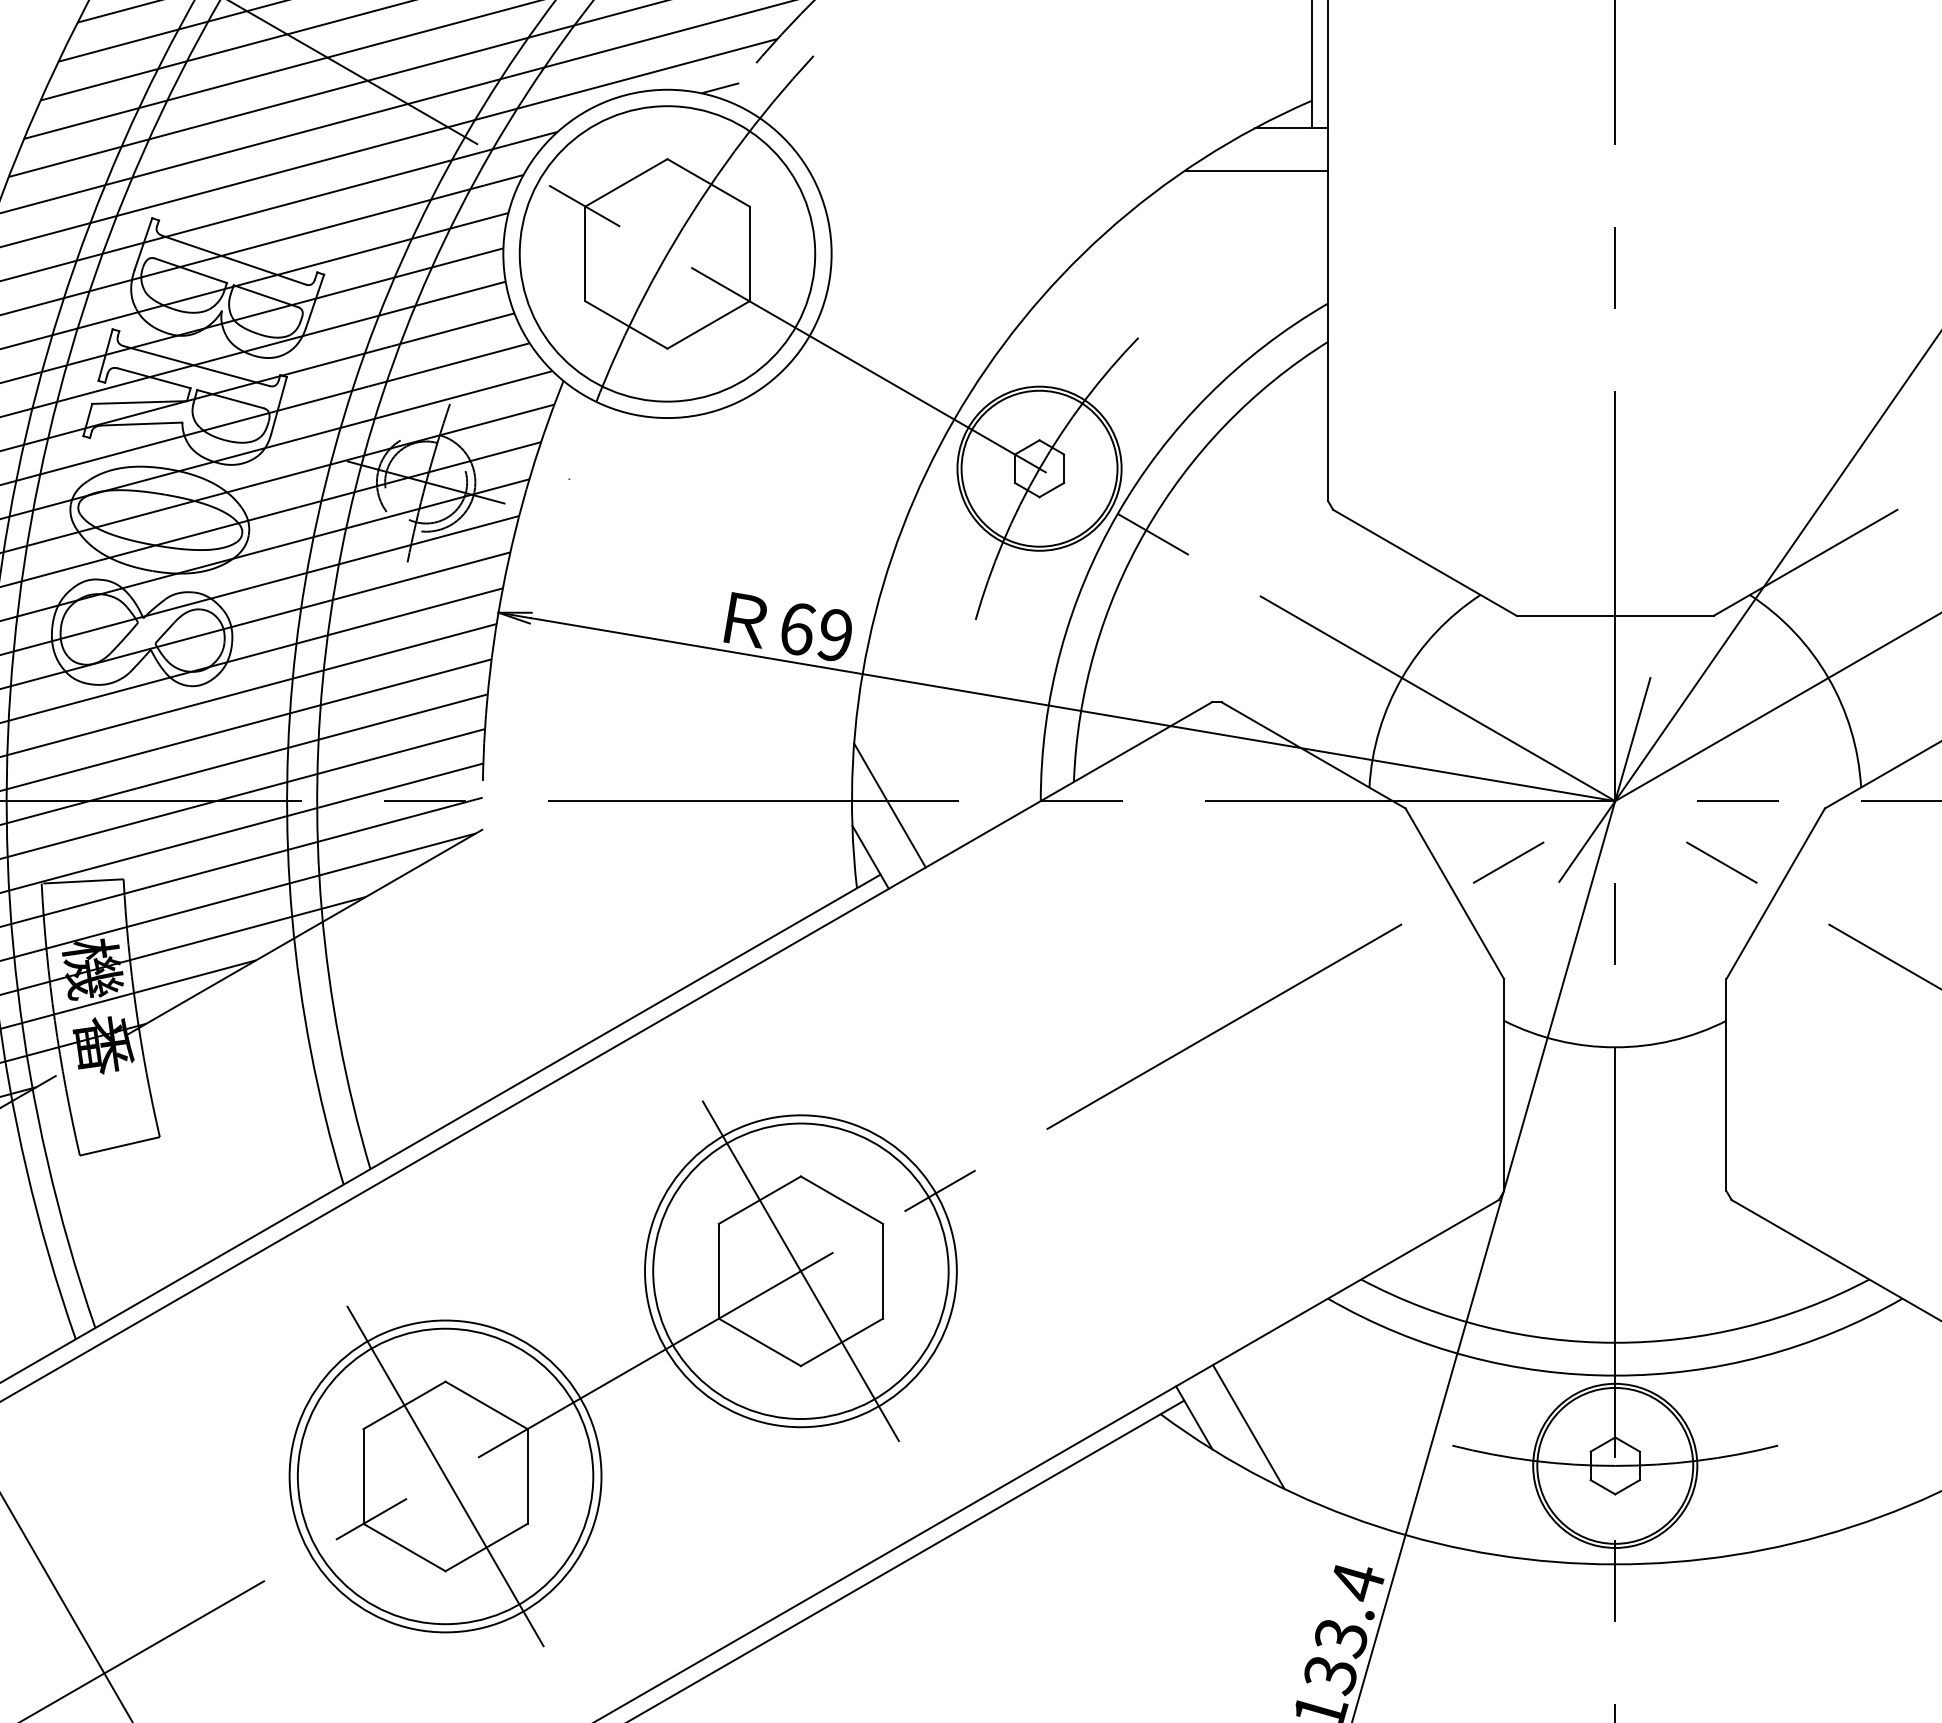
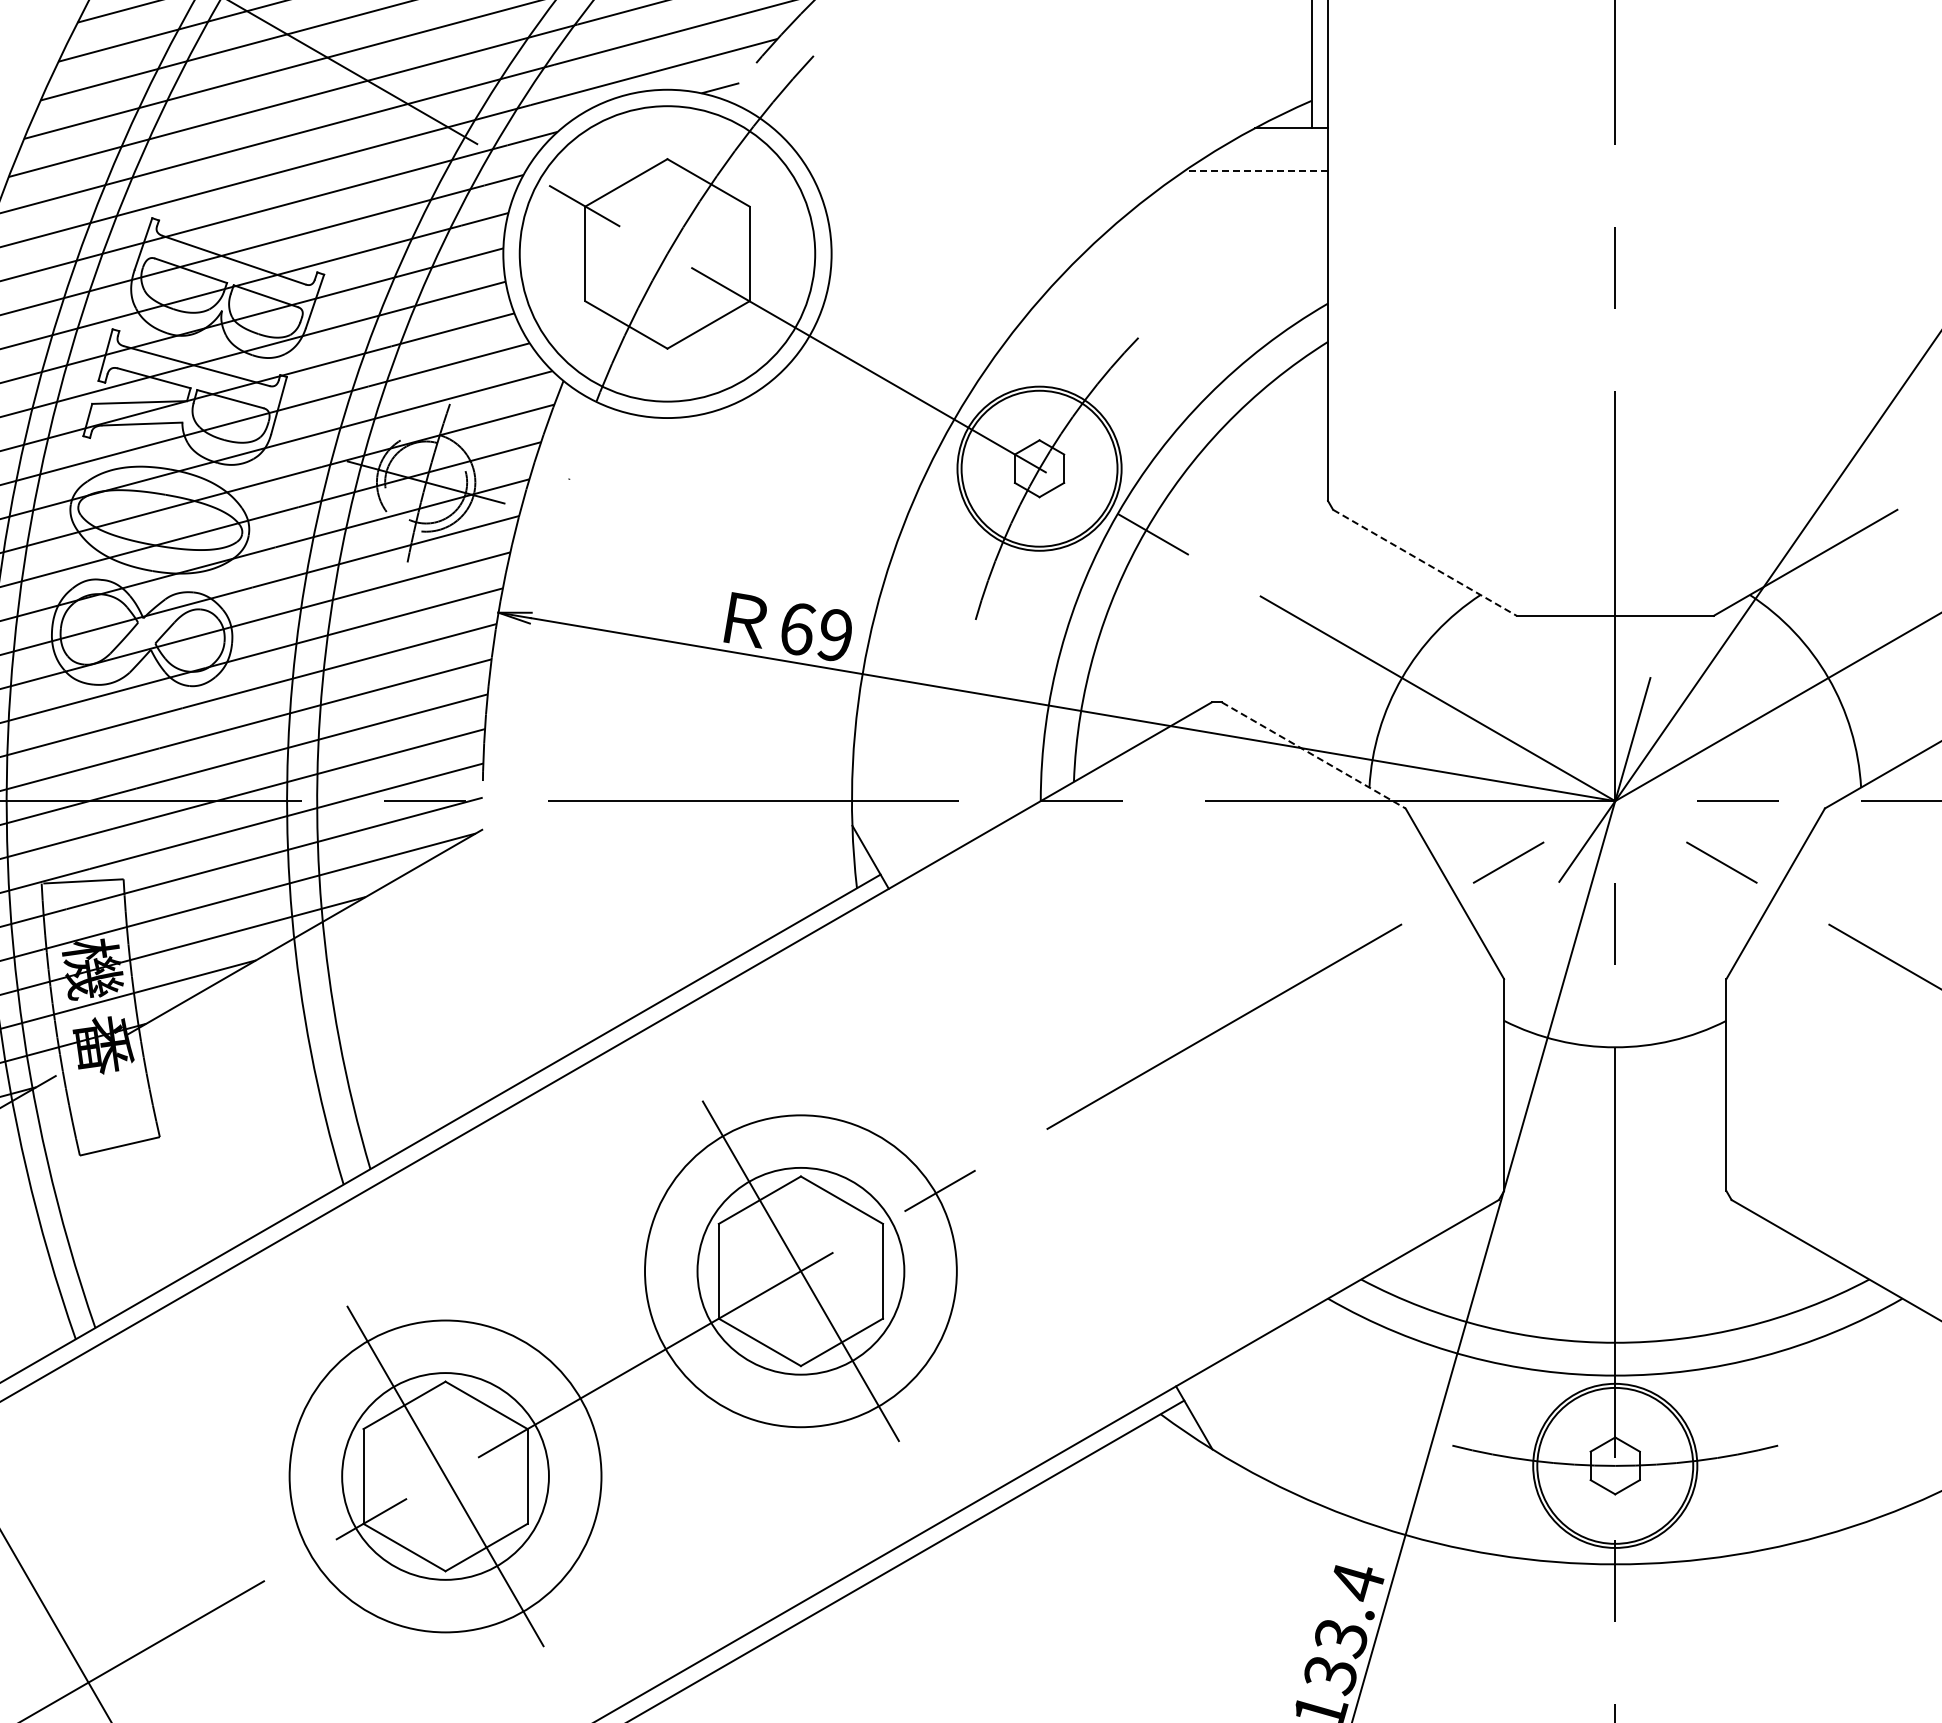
line: solid -> dashed (1256, 170)
line: solid -> dashed (1425, 563)
line: solid -> dashed (1314, 755)
line: present -> none (889, 805)
circle diameter: 295 px -> 207 px (800, 1270)
line: present -> none (1248, 1427)
circle diameter: 295 px -> 207 px (445, 1476)
line position: (66, 1607) -> (55, 1626) (55, 1626)
